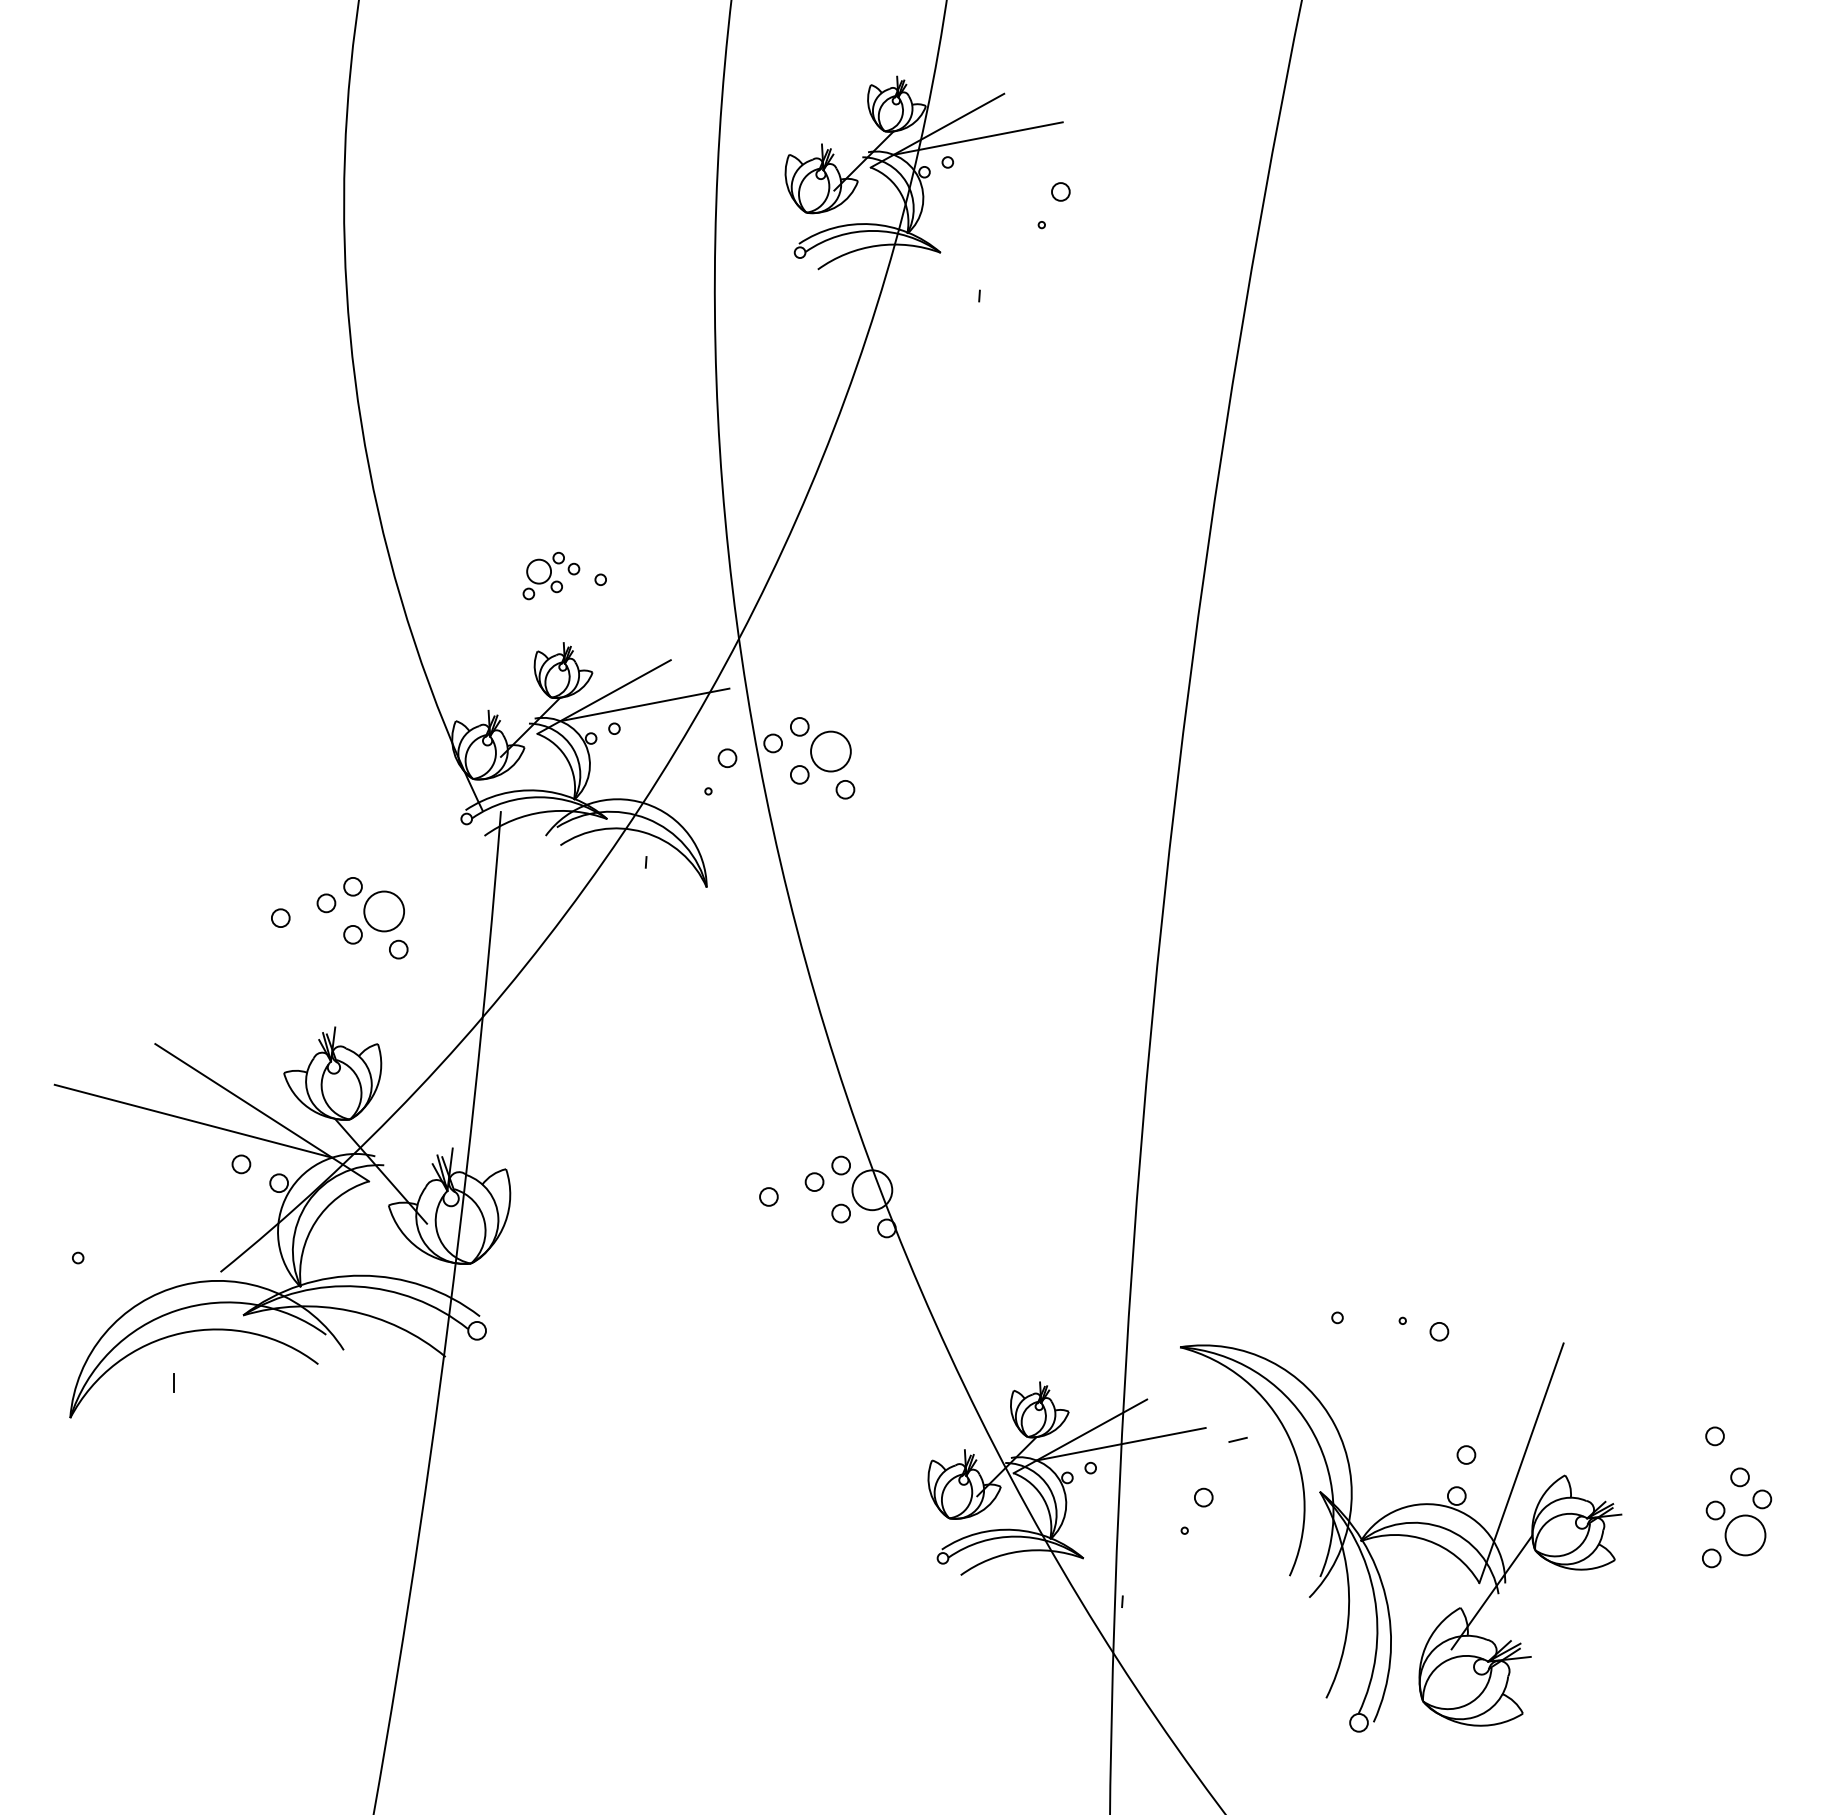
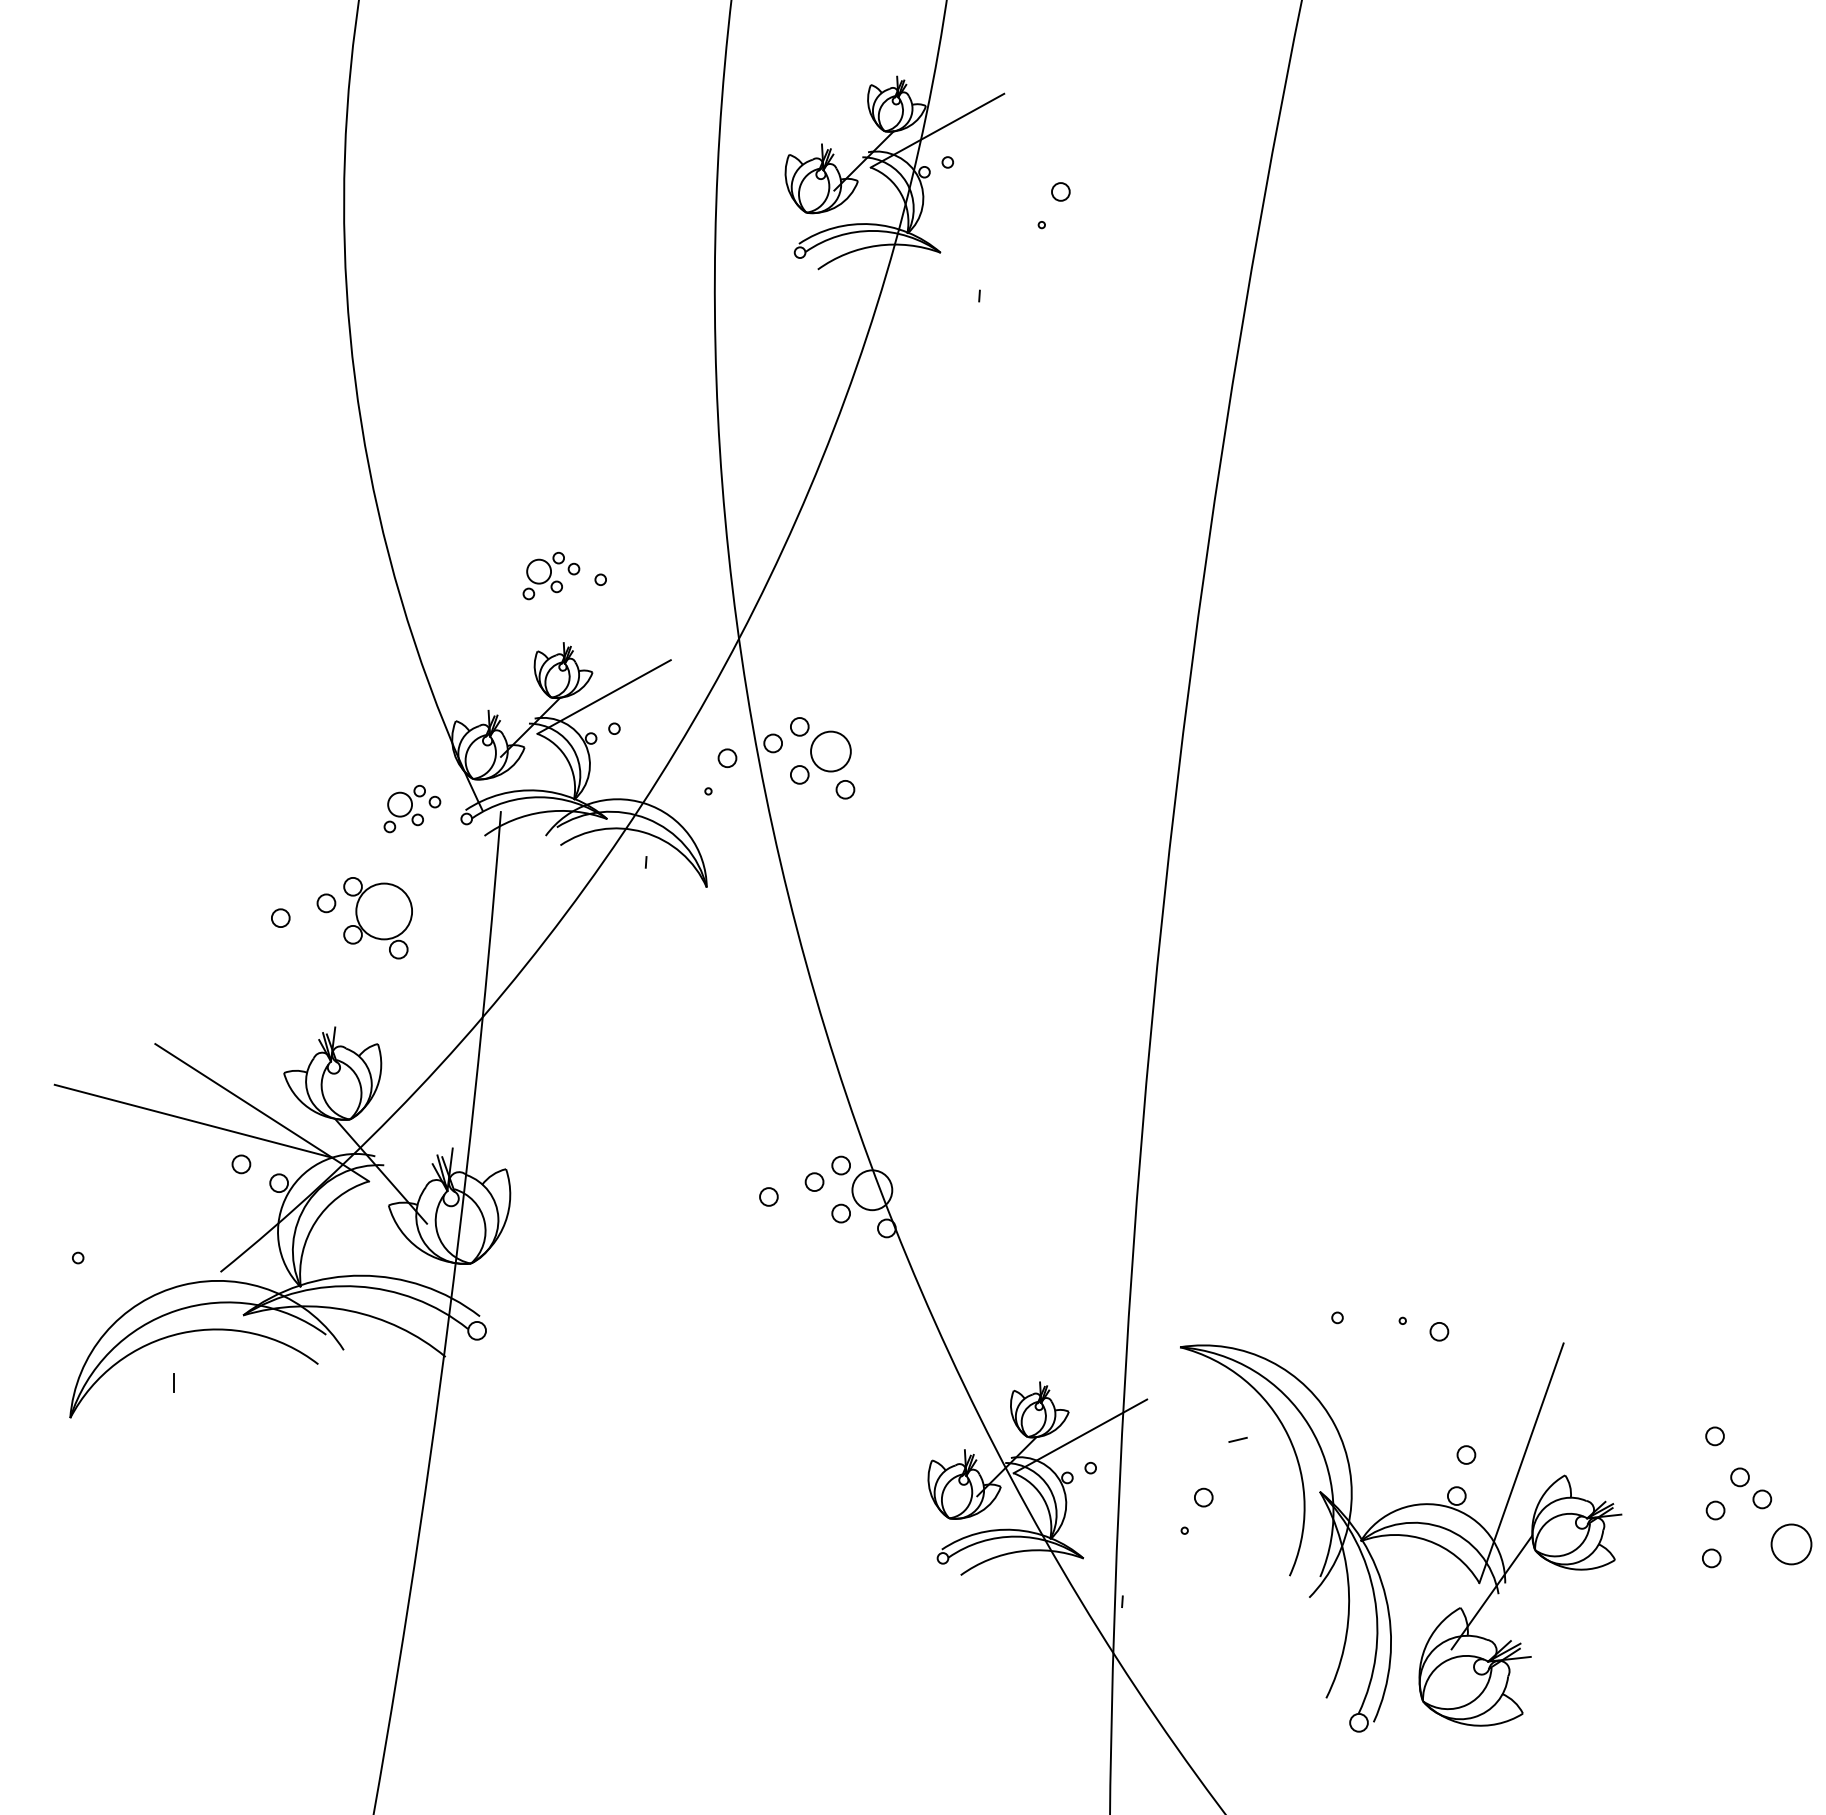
line: present -> none (977, 138)
line: present -> none (644, 704)
part: none -> present (412, 808)
circle diameter: 40 px -> 56 px (384, 911)
line: present -> none (1120, 1443)
circle position: (1745, 1535) -> (1791, 1544) (1791, 1544)
